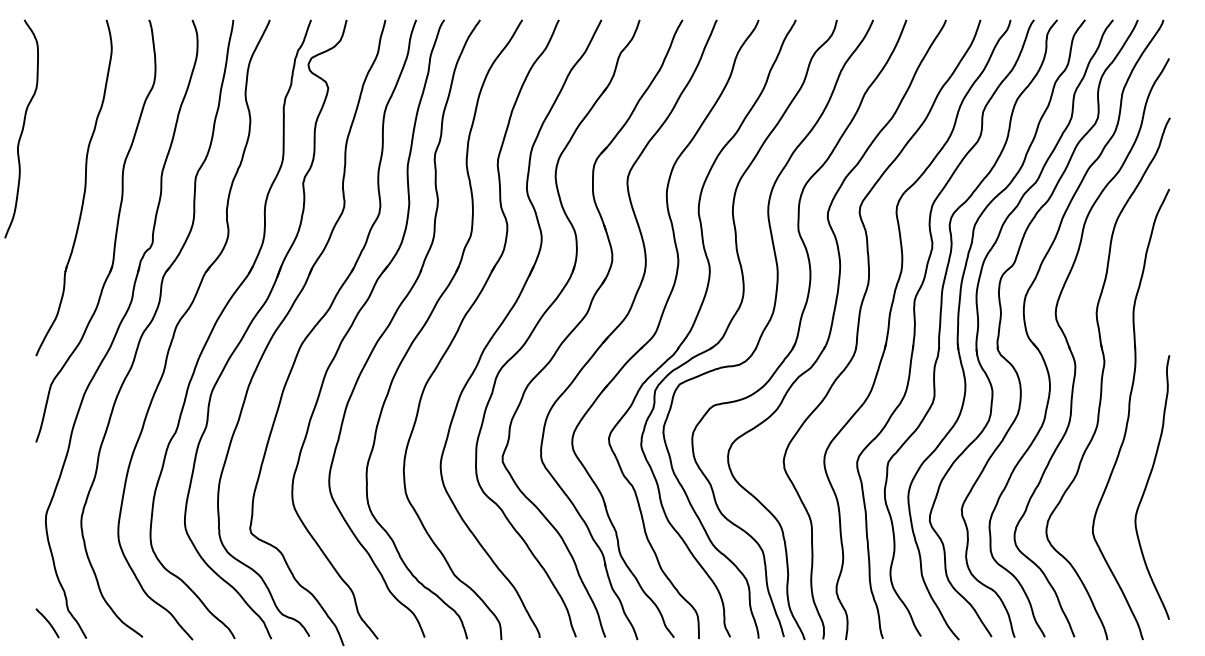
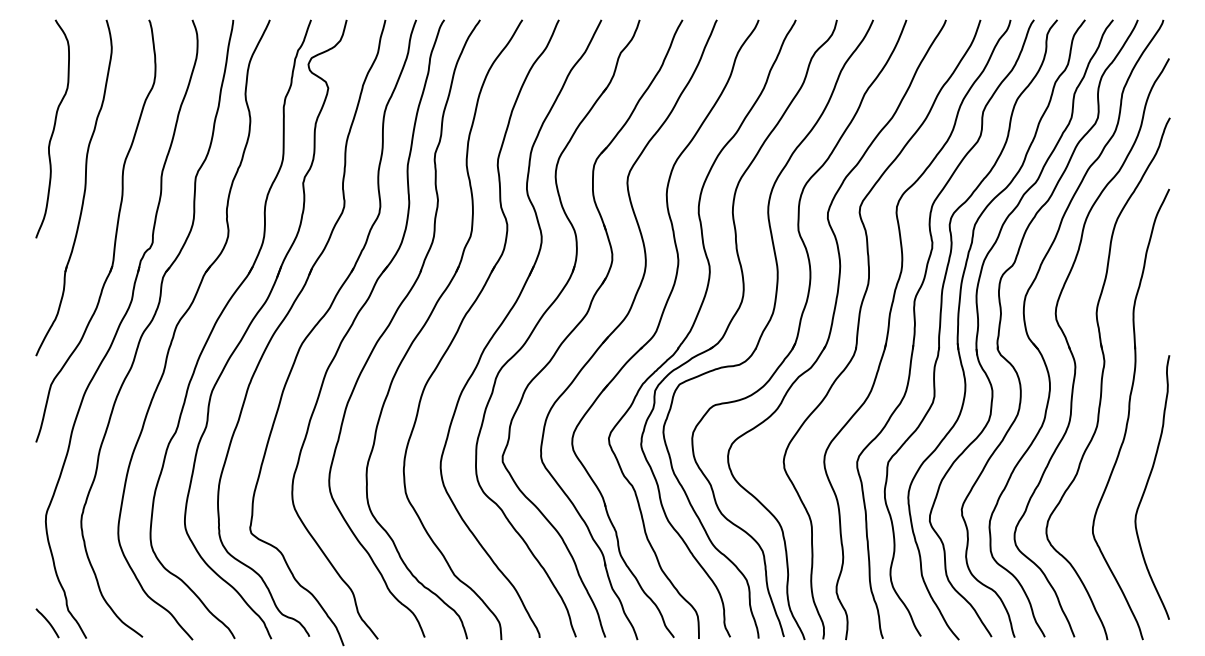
curve position: (22, 128) -> (53, 128) (53, 128)
